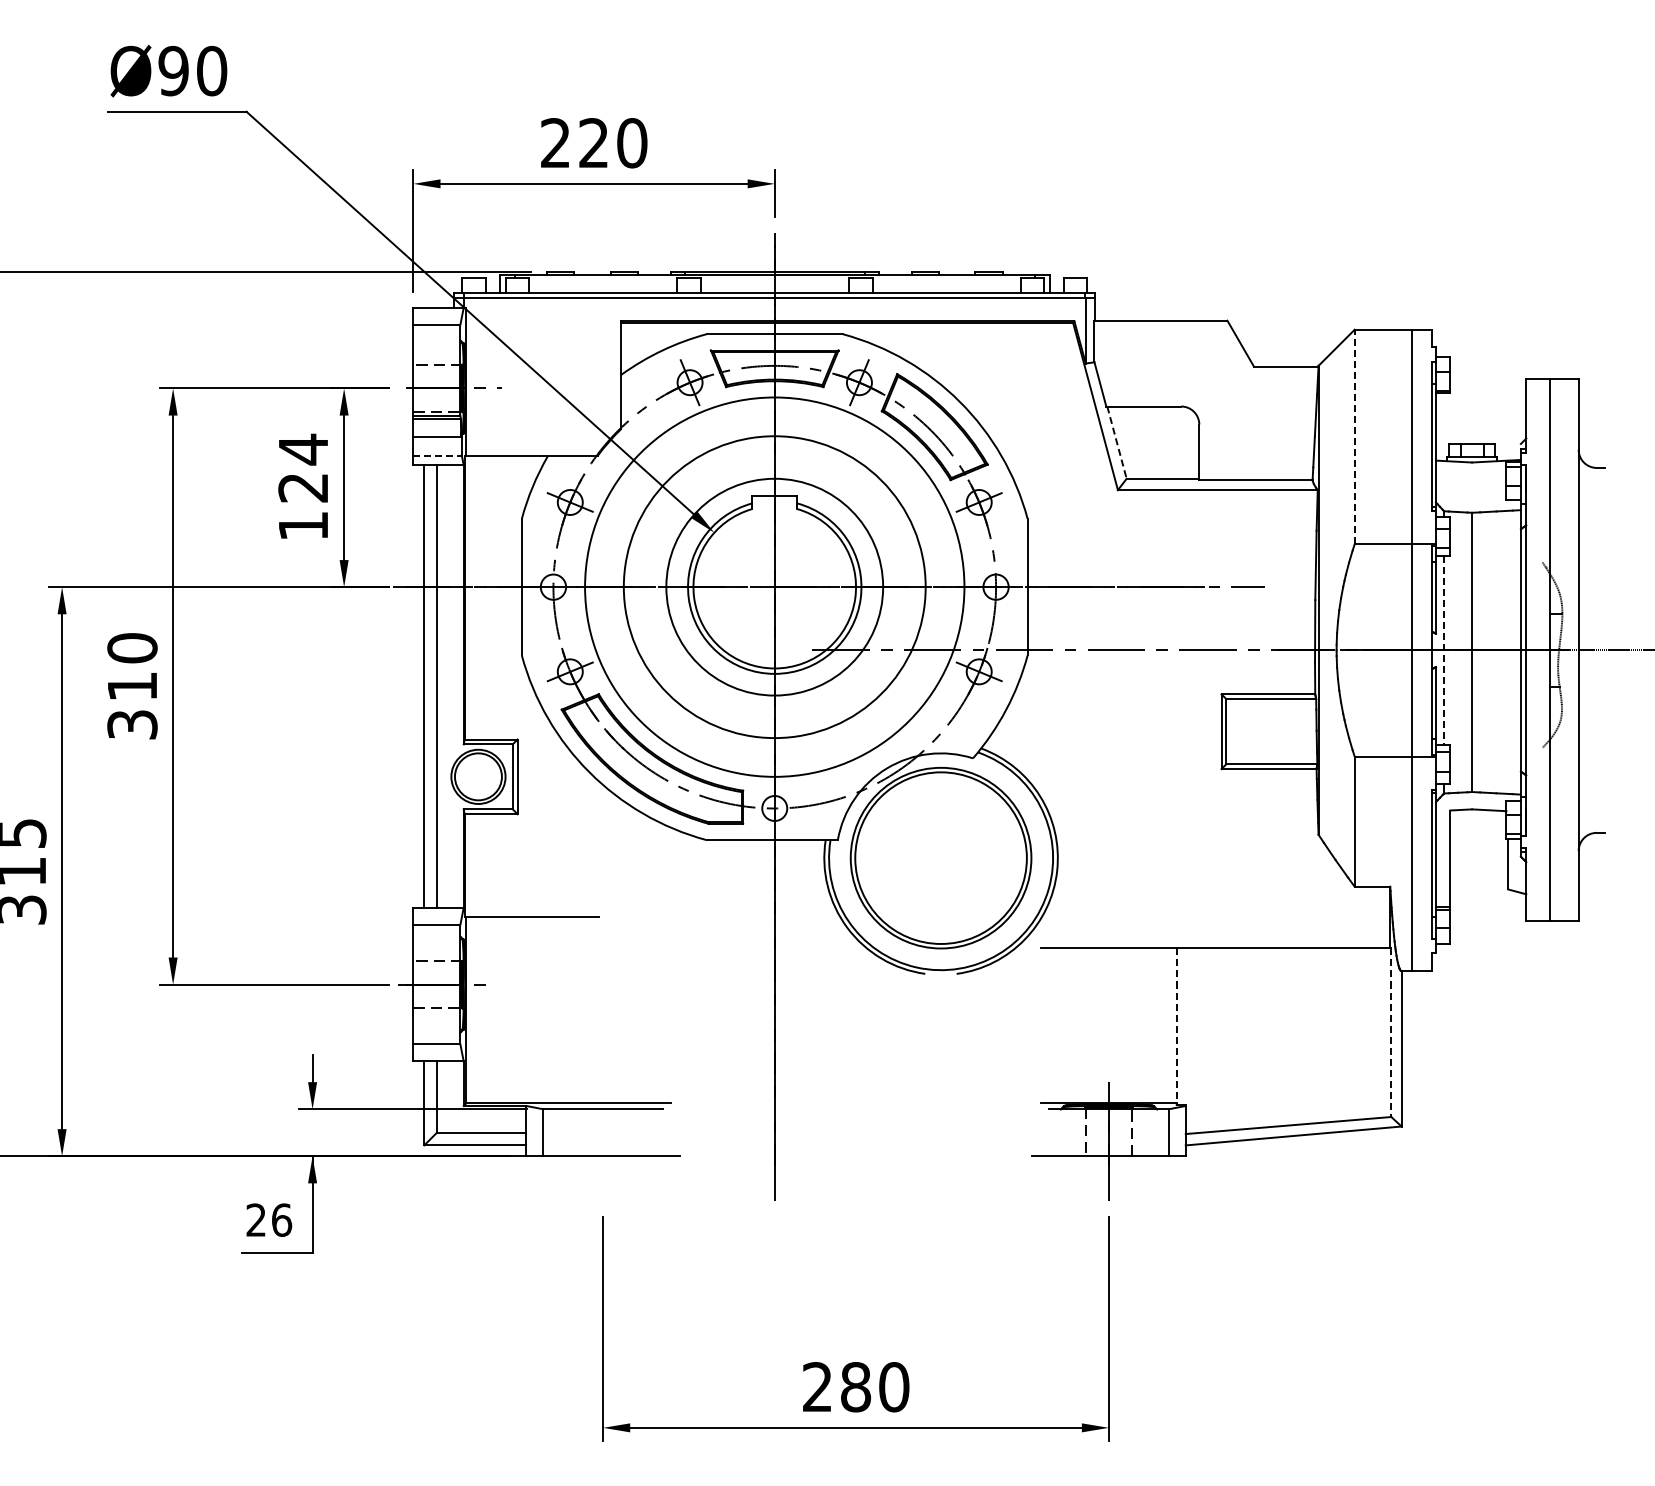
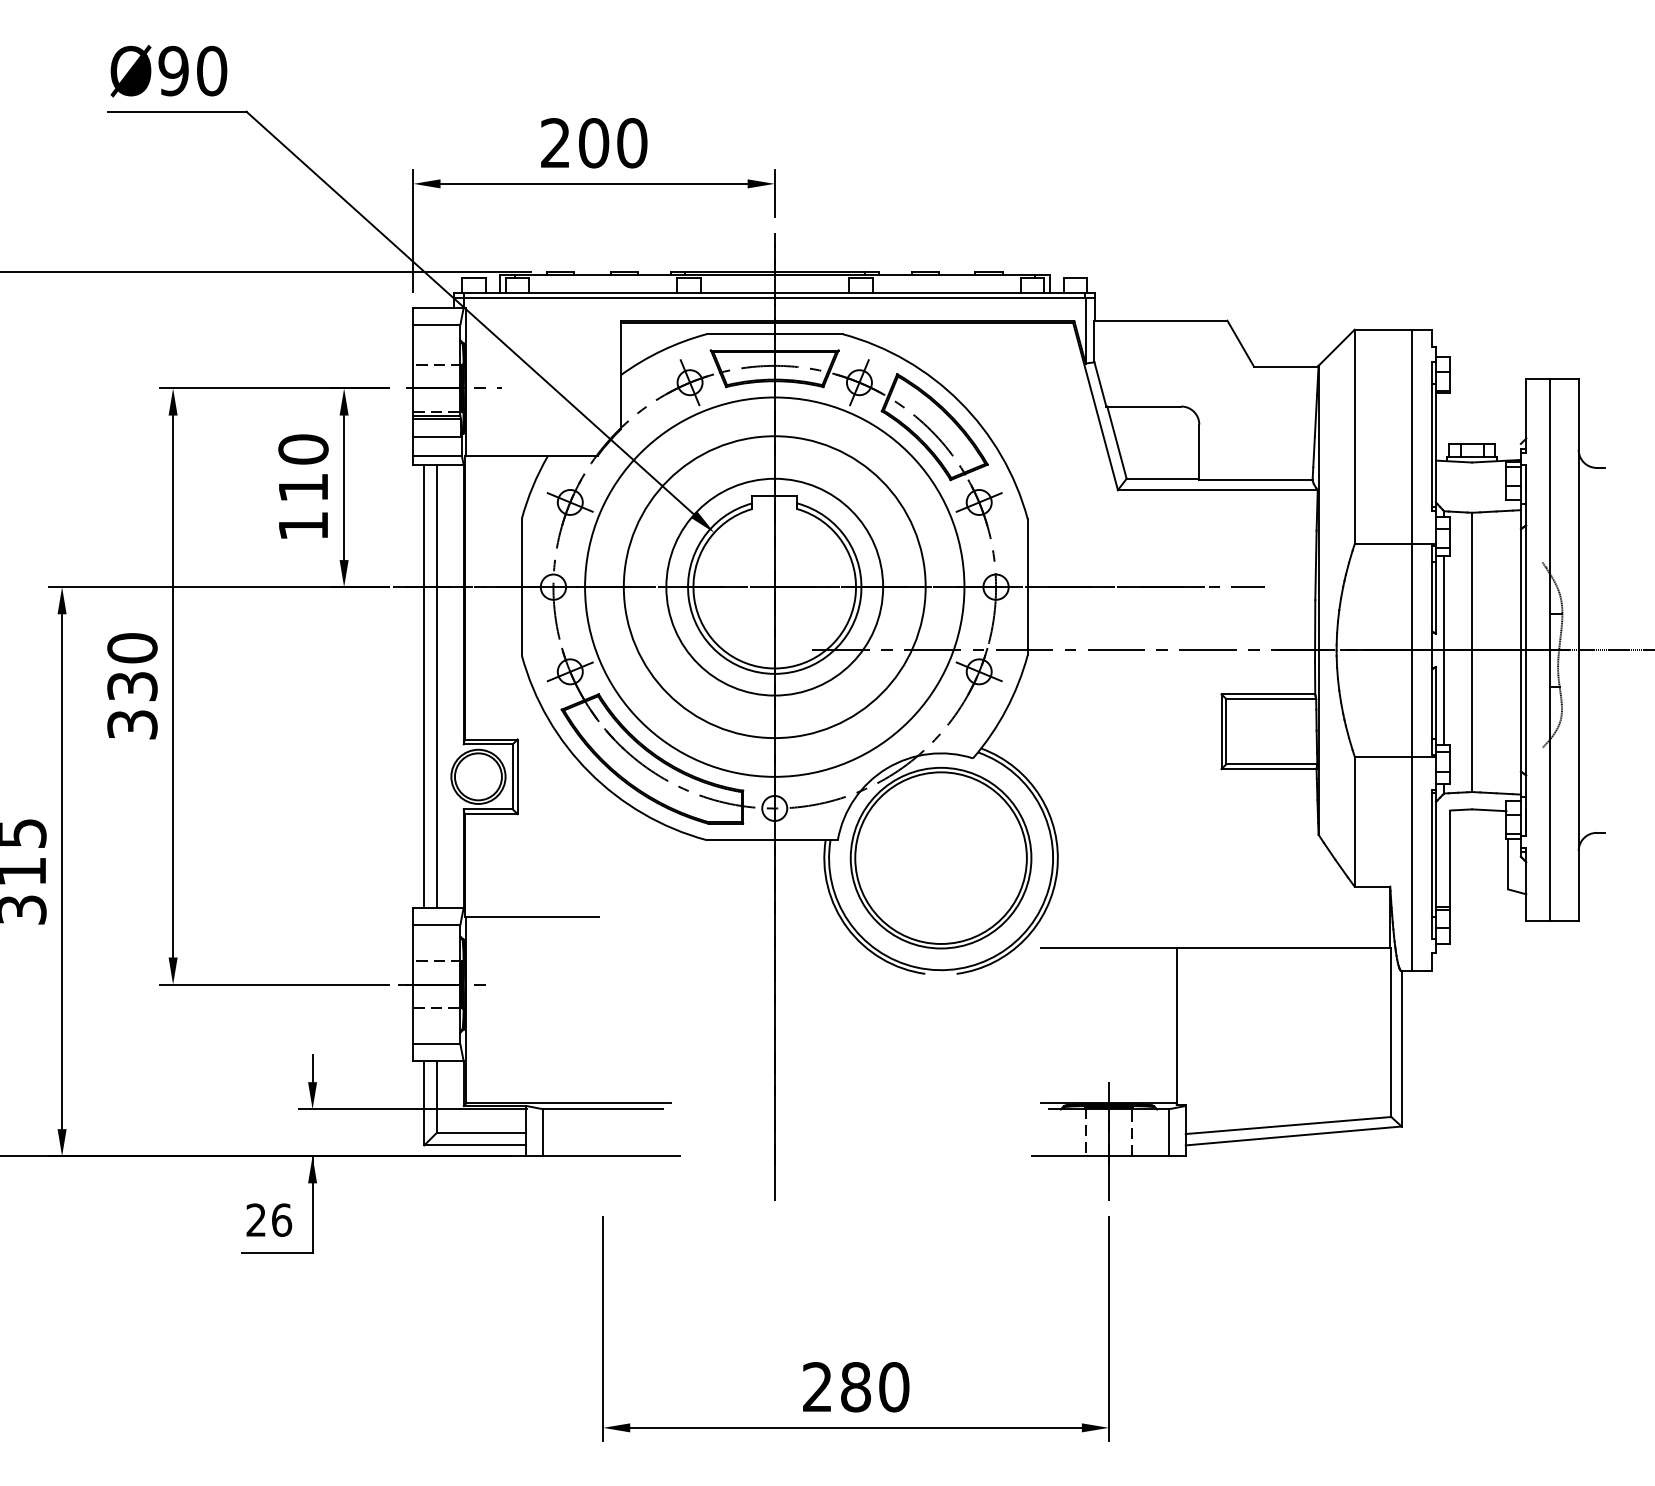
text: 220 -> 200 (594, 143)
line: dashed -> solid (1354, 436)
line: dashed -> solid (1117, 443)
line: dashed -> solid (438, 455)
text: 124 -> 110 (303, 467)
line: dashed -> solid (1444, 650)
text: 310 -> 330 (132, 686)
line: dashed -> solid (1176, 1027)
line: dashed -> solid (1391, 1033)
